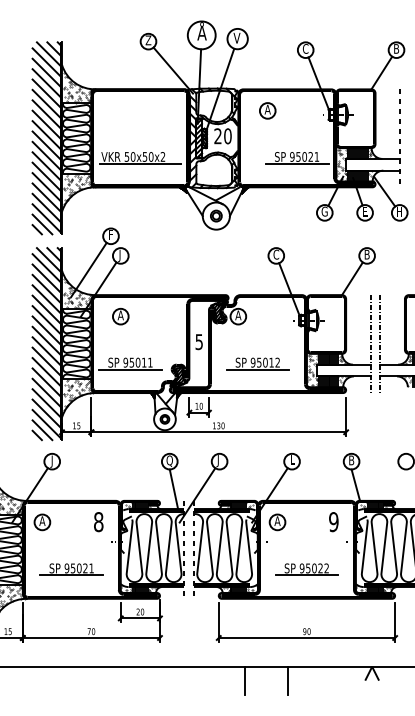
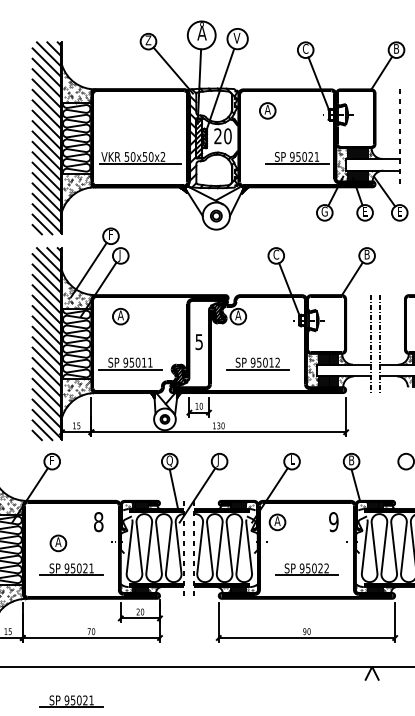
text: H -> E (399, 211)
text: J -> F (51, 461)
part position: (42, 522) -> (58, 543) (58, 543)
line: present -> none (244, 680)
line: present -> none (288, 680)
part: none -> present (71, 701)
